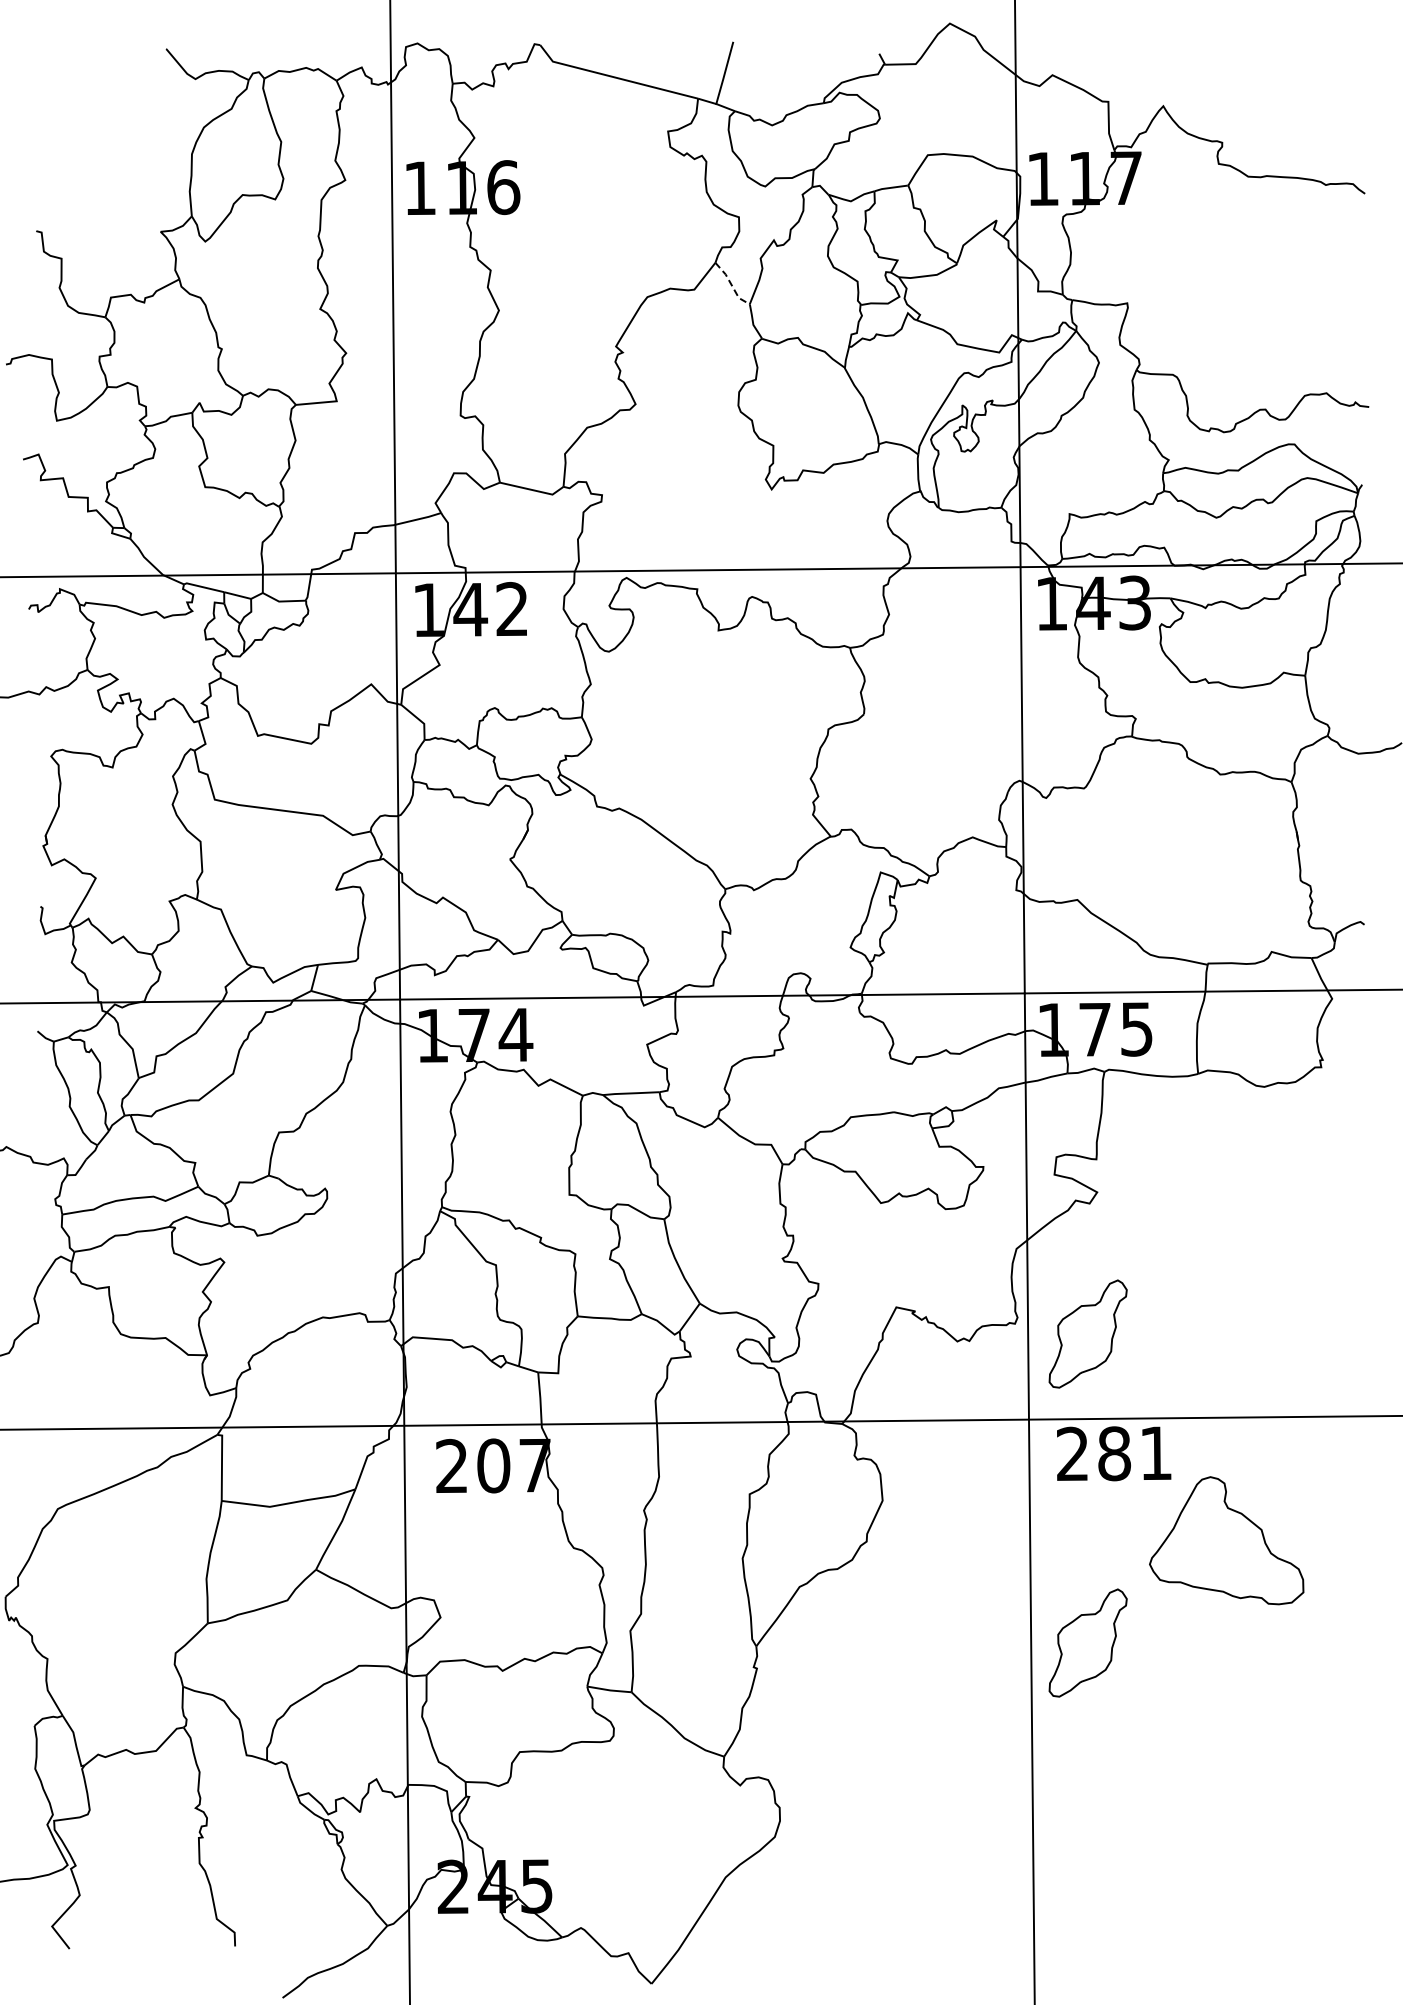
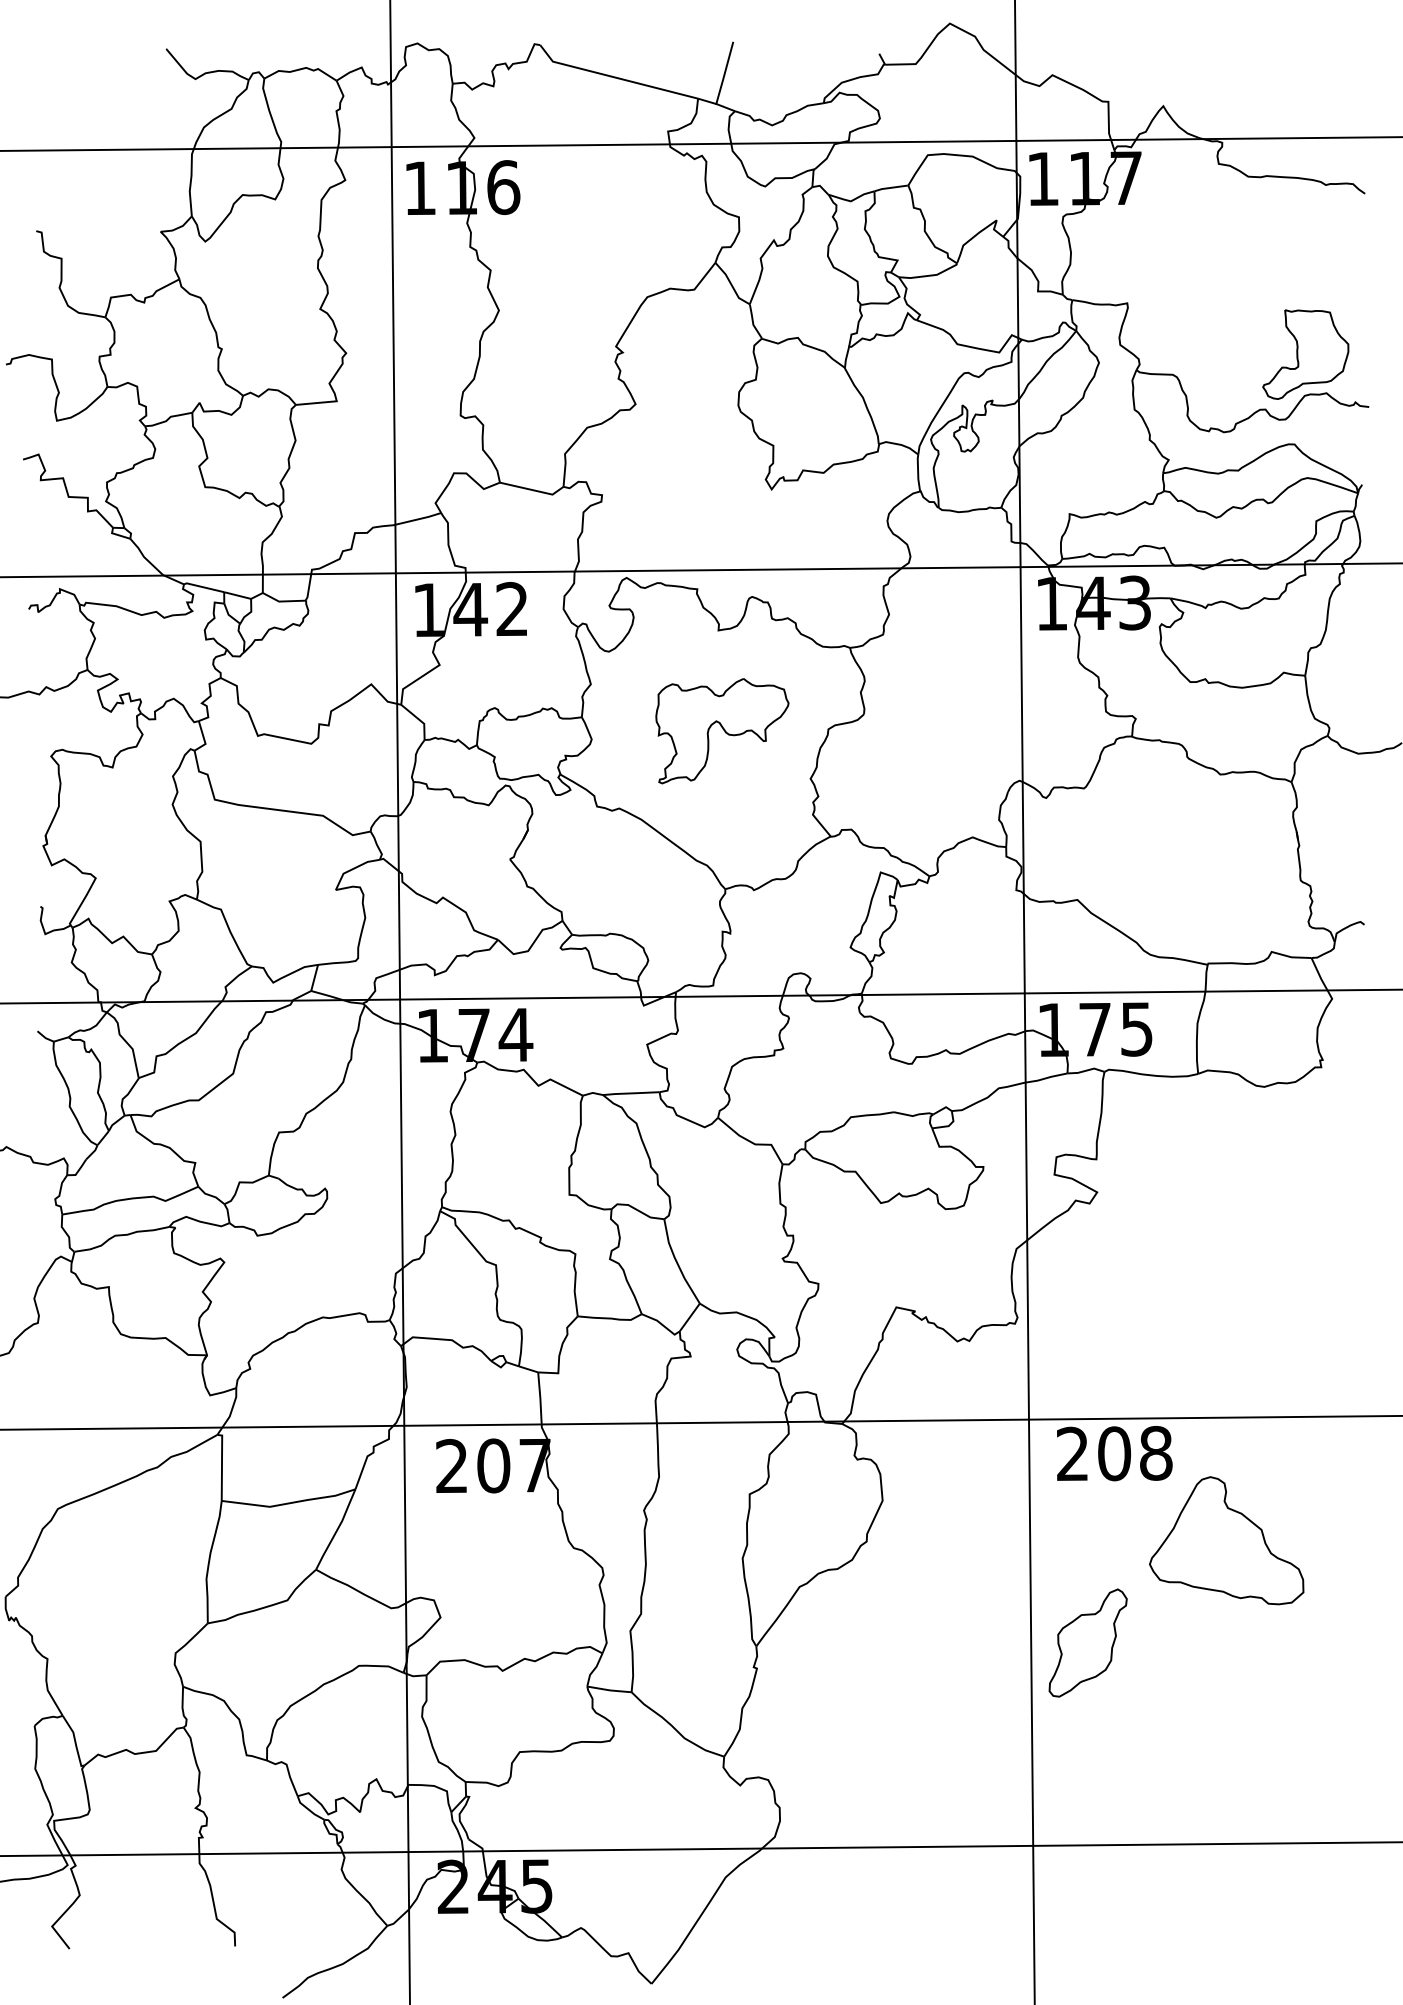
line: none -> present (700, 143)
line: dashed -> solid (731, 285)
part: none -> present (1305, 354)
part: none -> present (722, 731)
part: present -> none (1087, 1333)
text: 281 -> 208 (1135, 1453)
line: none -> present (700, 1849)
